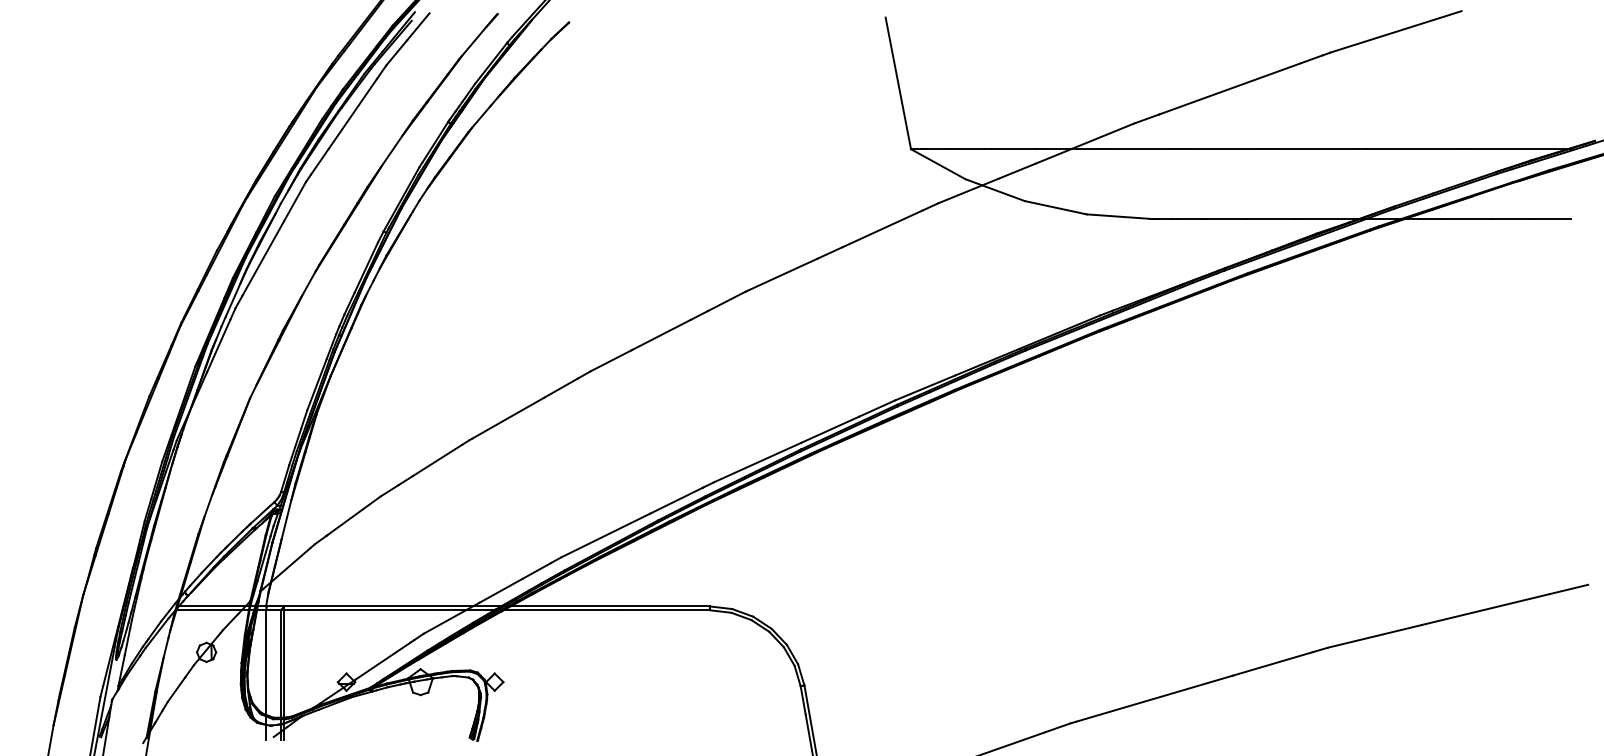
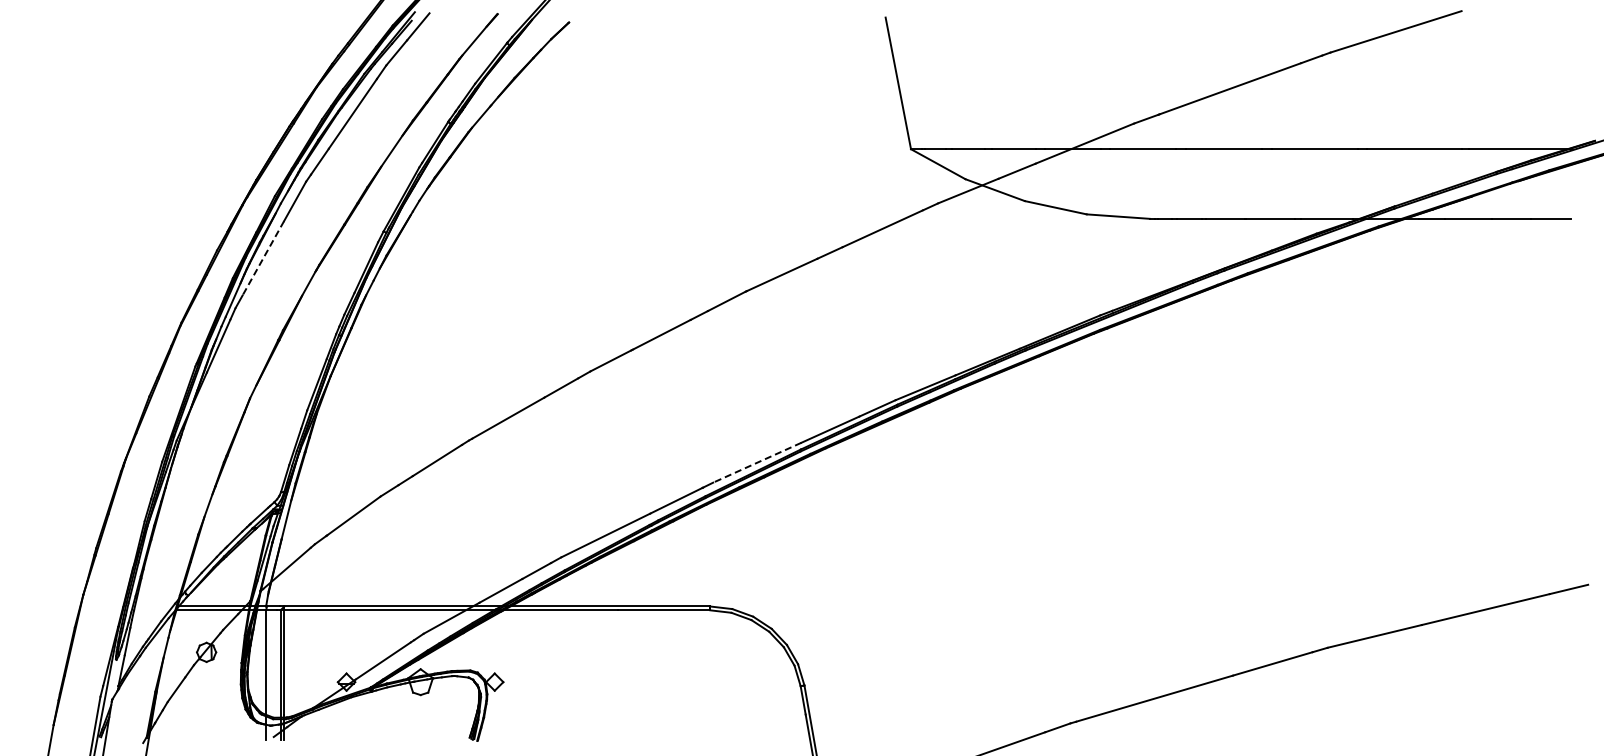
line: solid -> dashed (263, 258)
line: solid -> dashed (756, 462)
